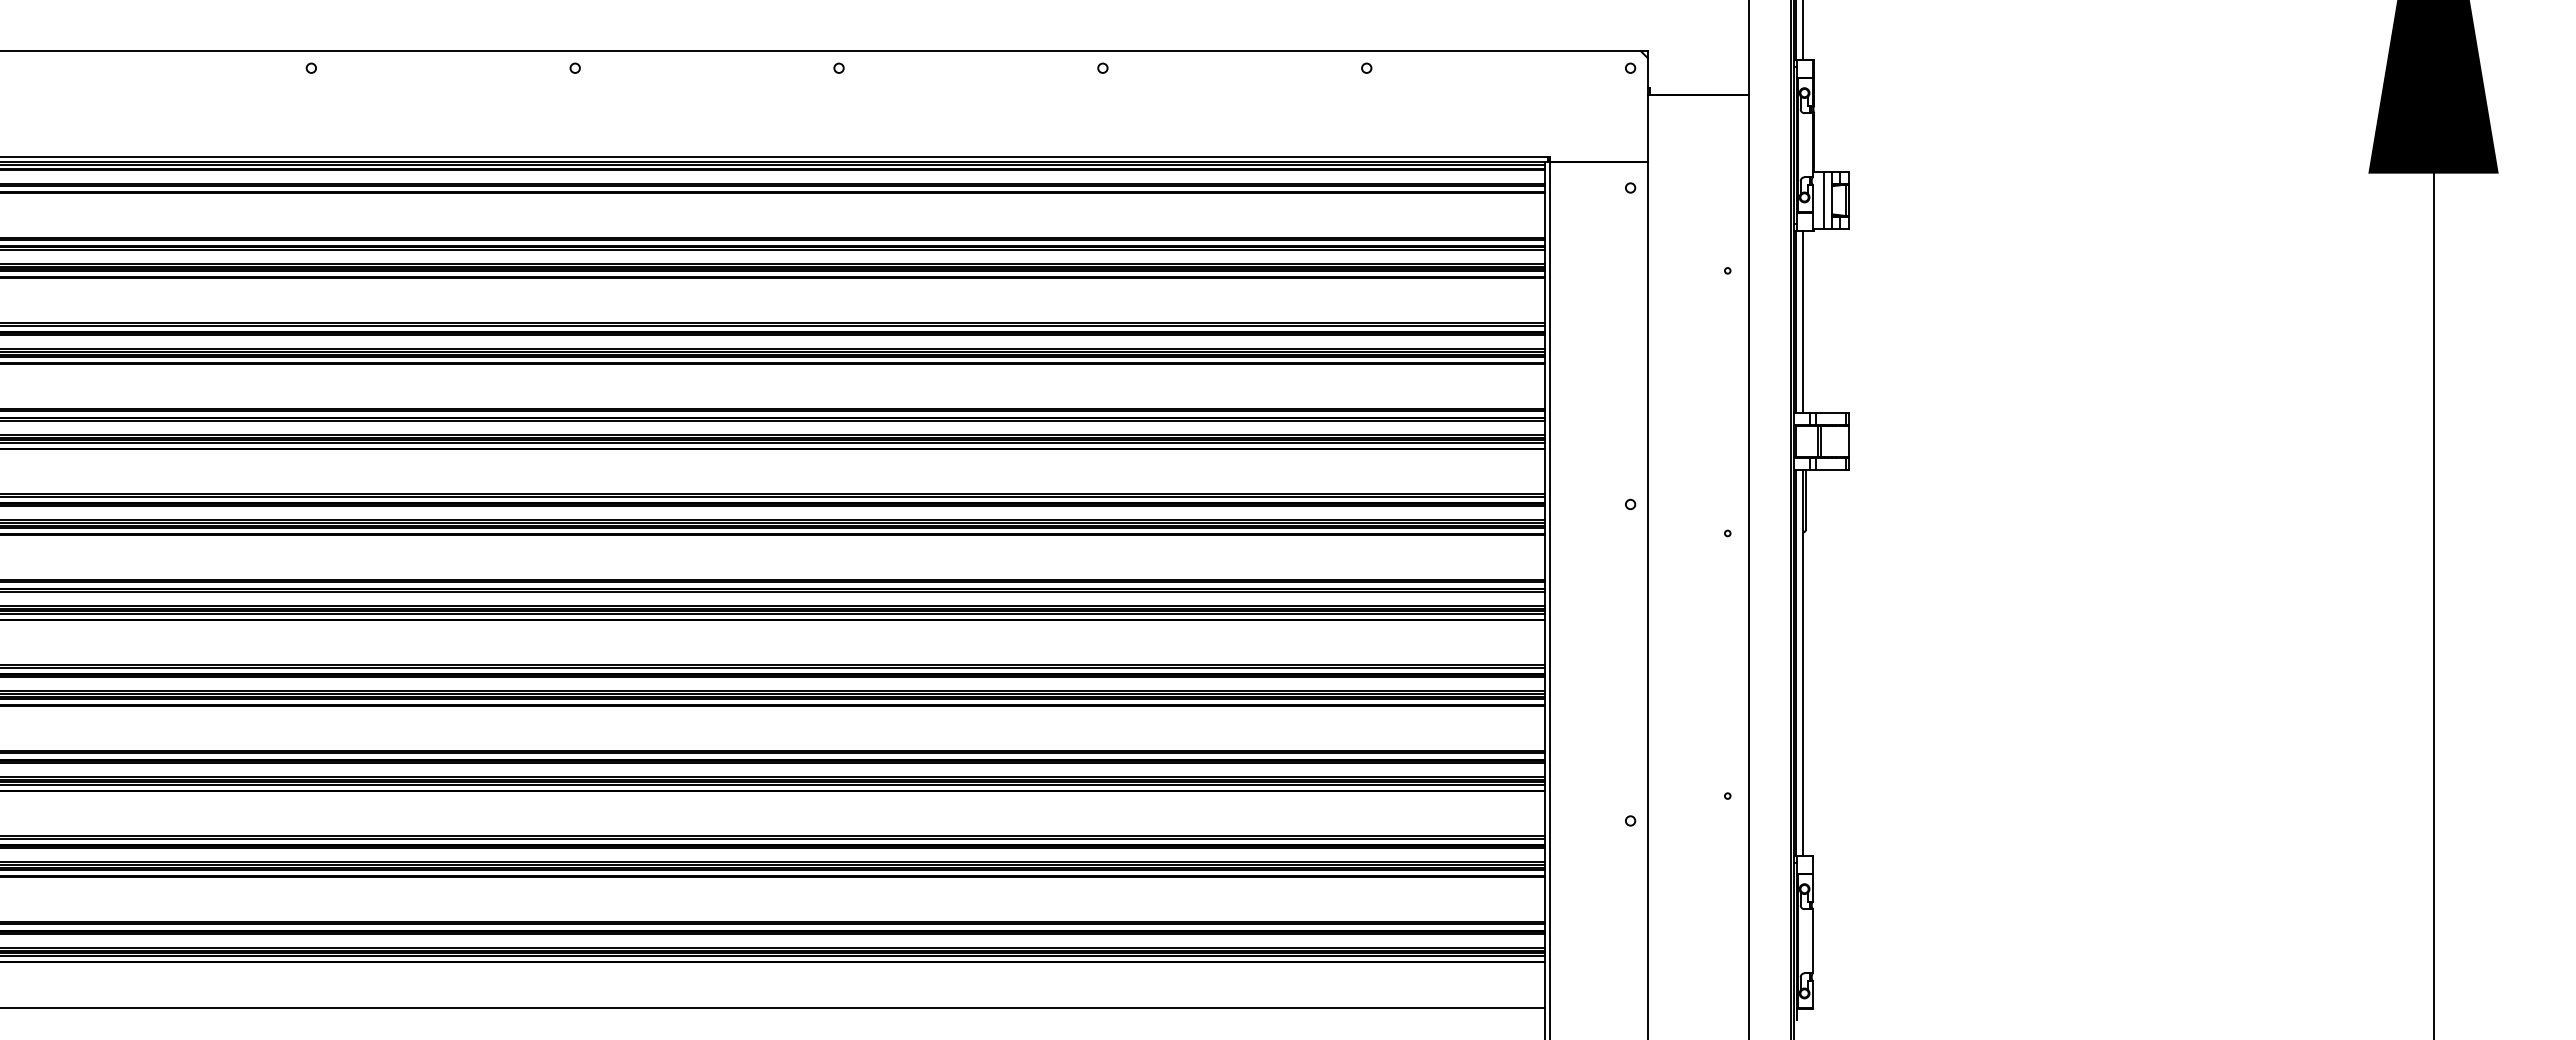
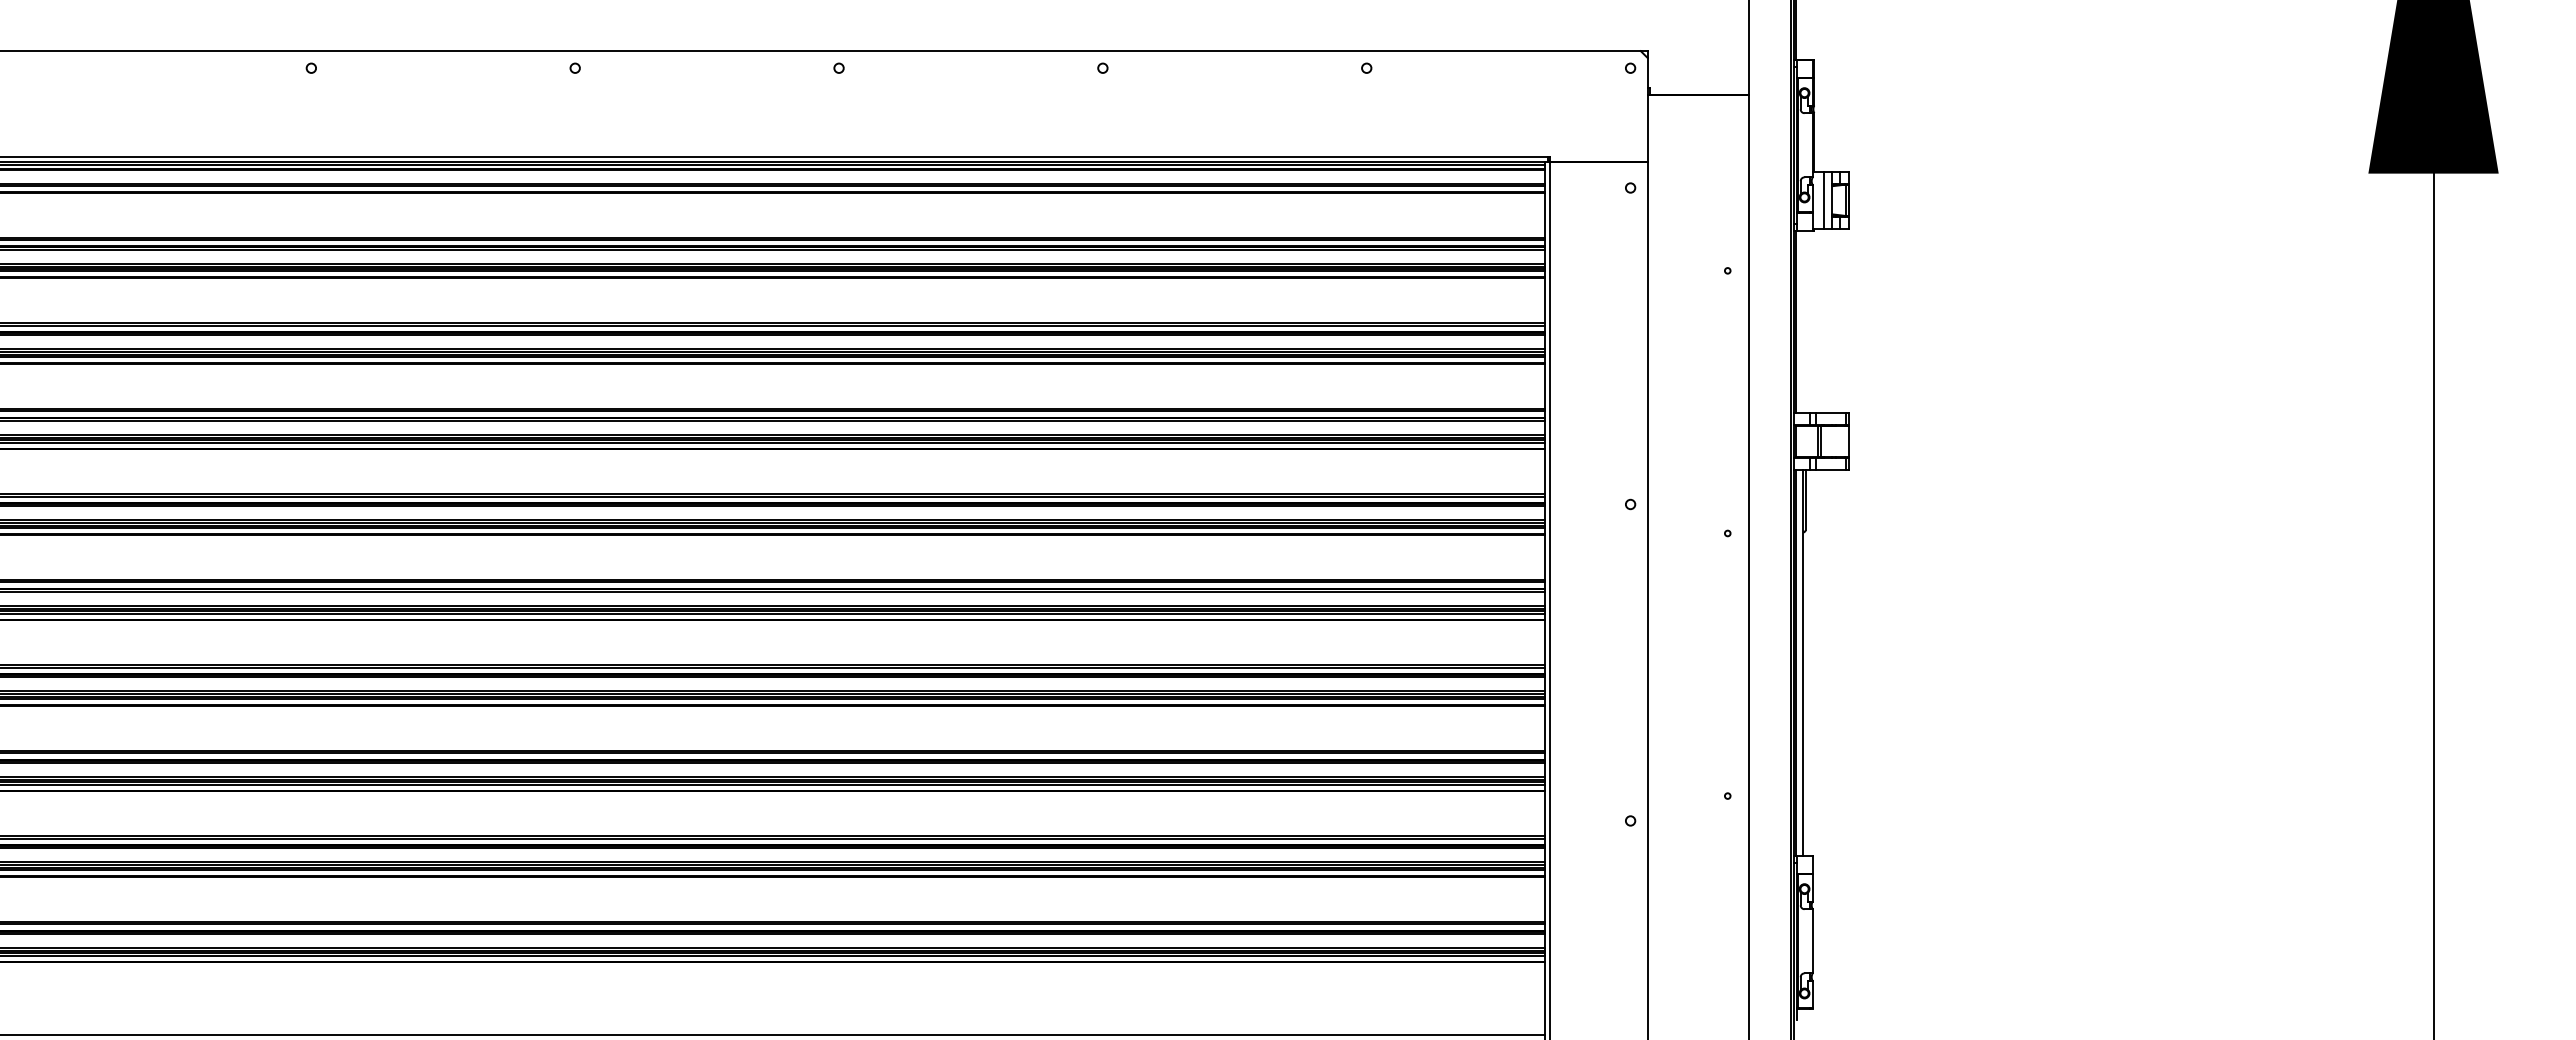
line: present -> none (1802, 30)
line: present -> none (1802, 321)
line position: (773, 1007) -> (773, 1034) (773, 1034)
